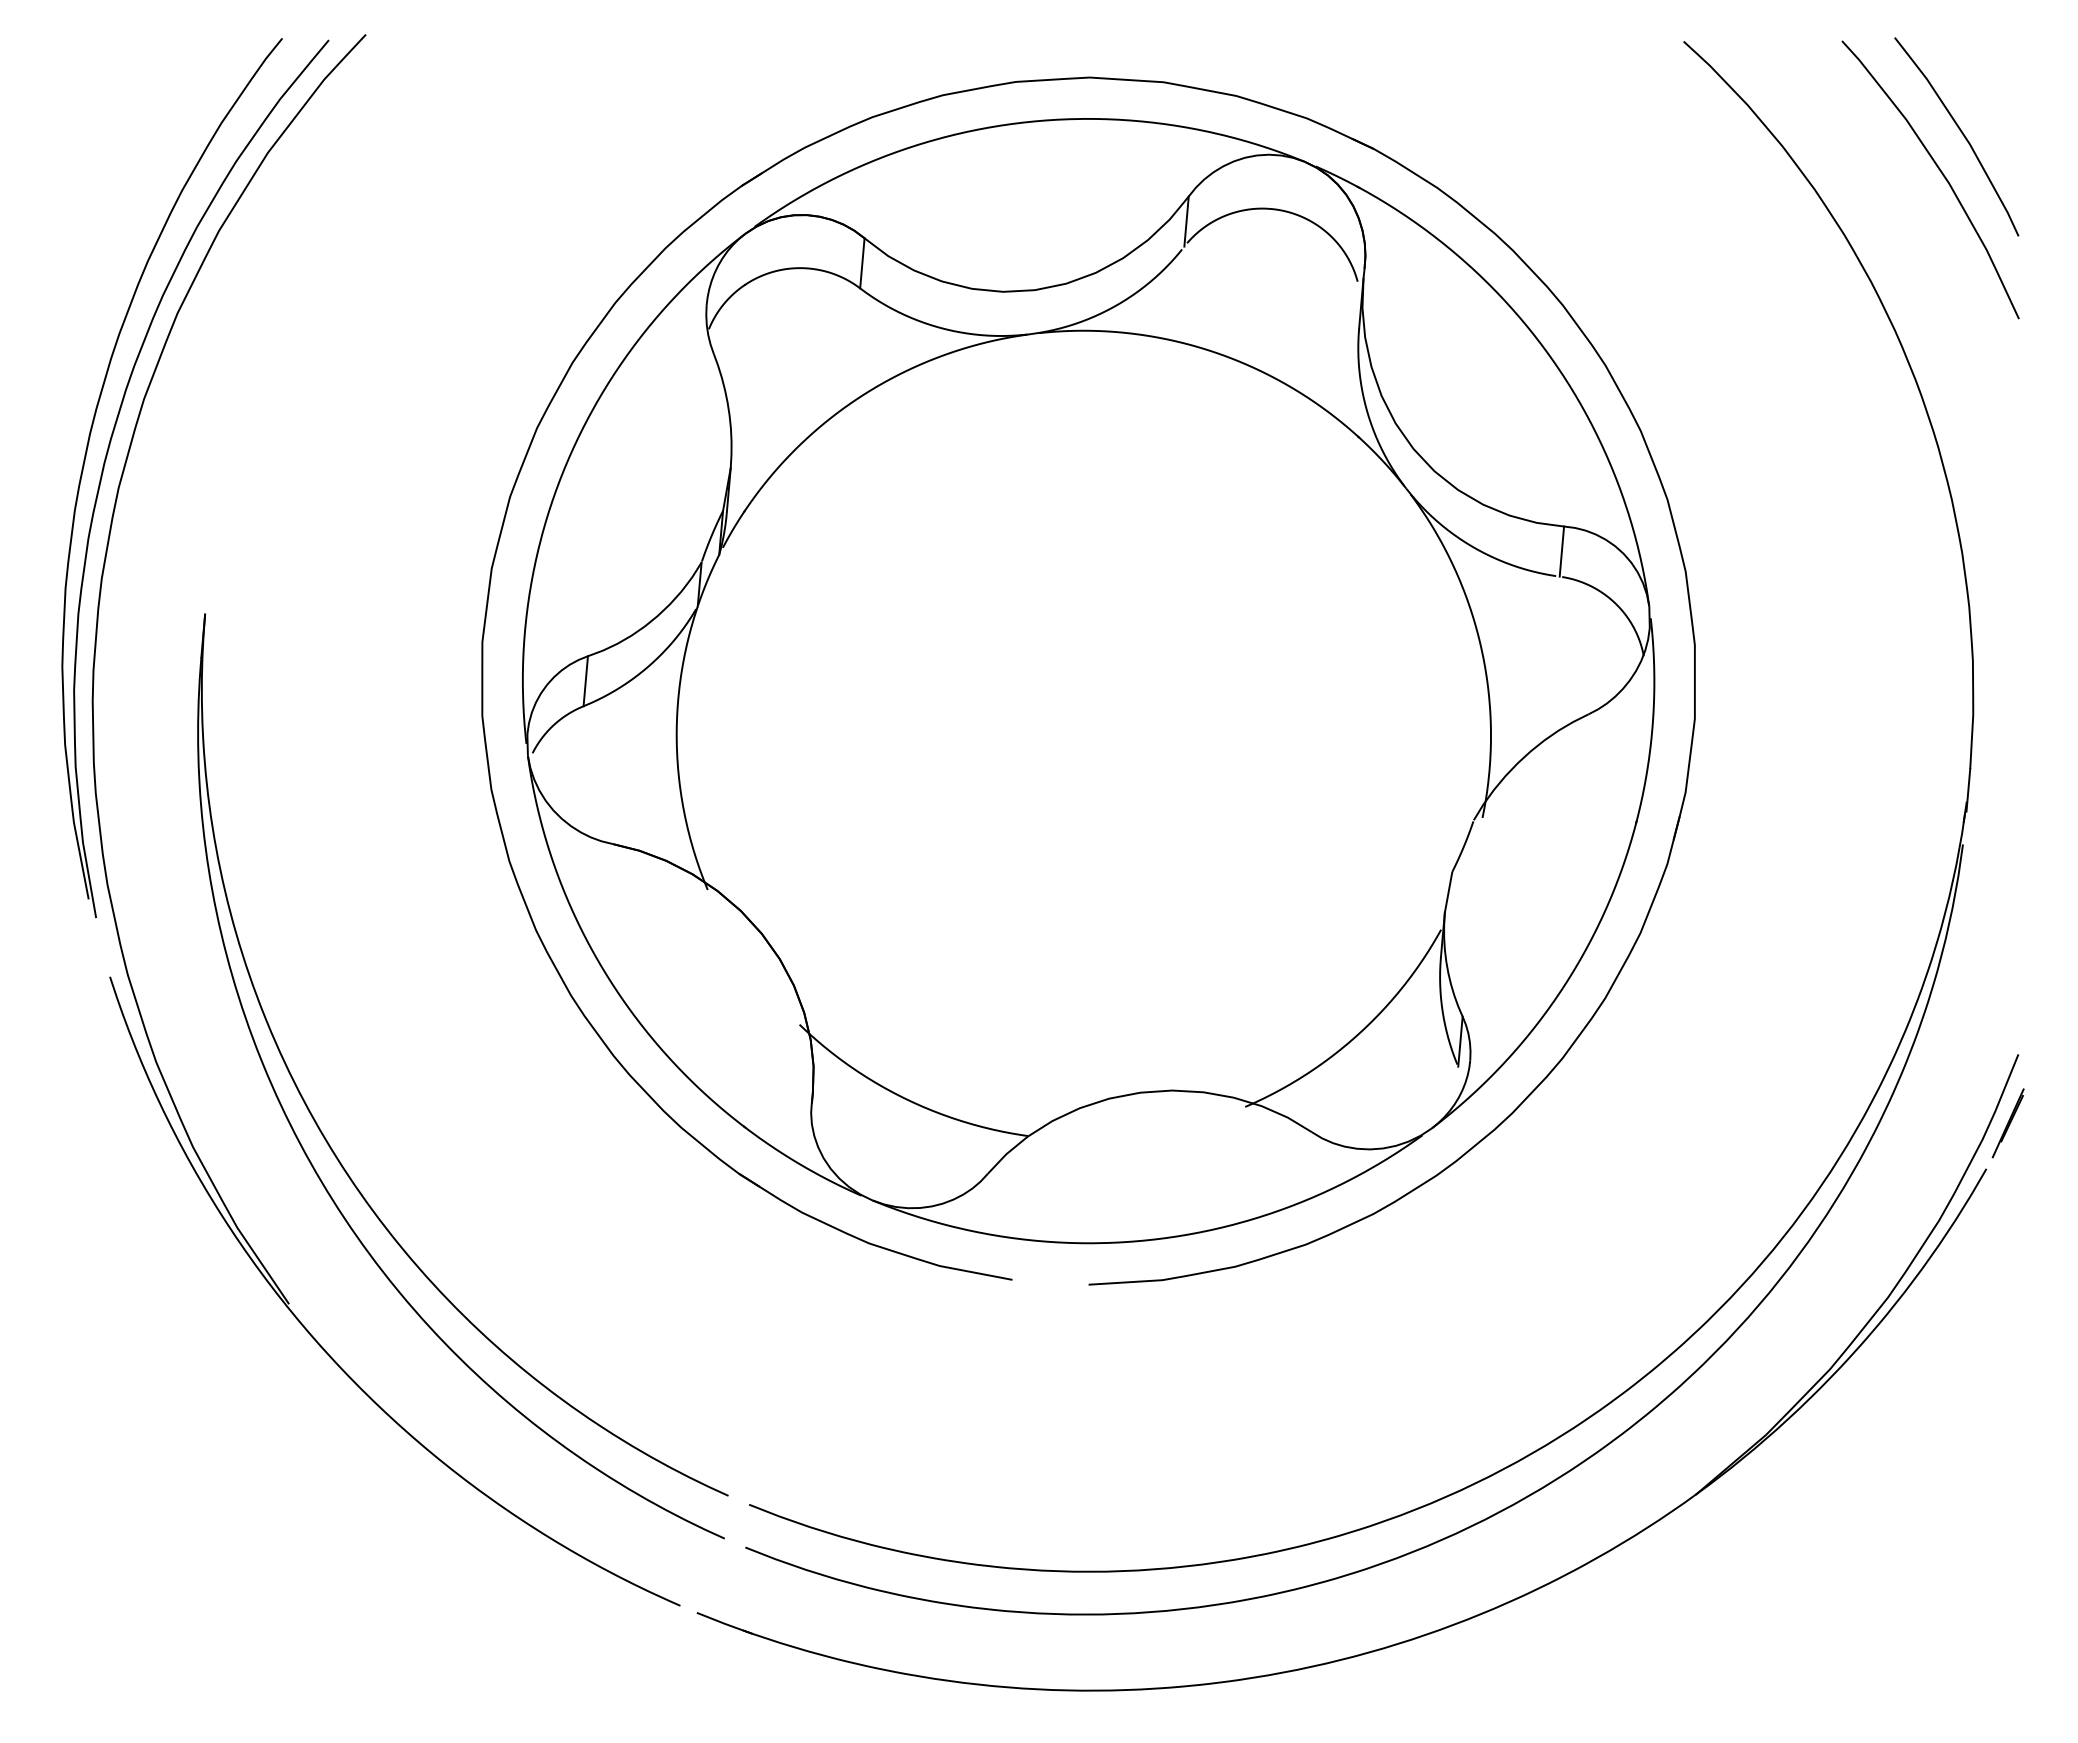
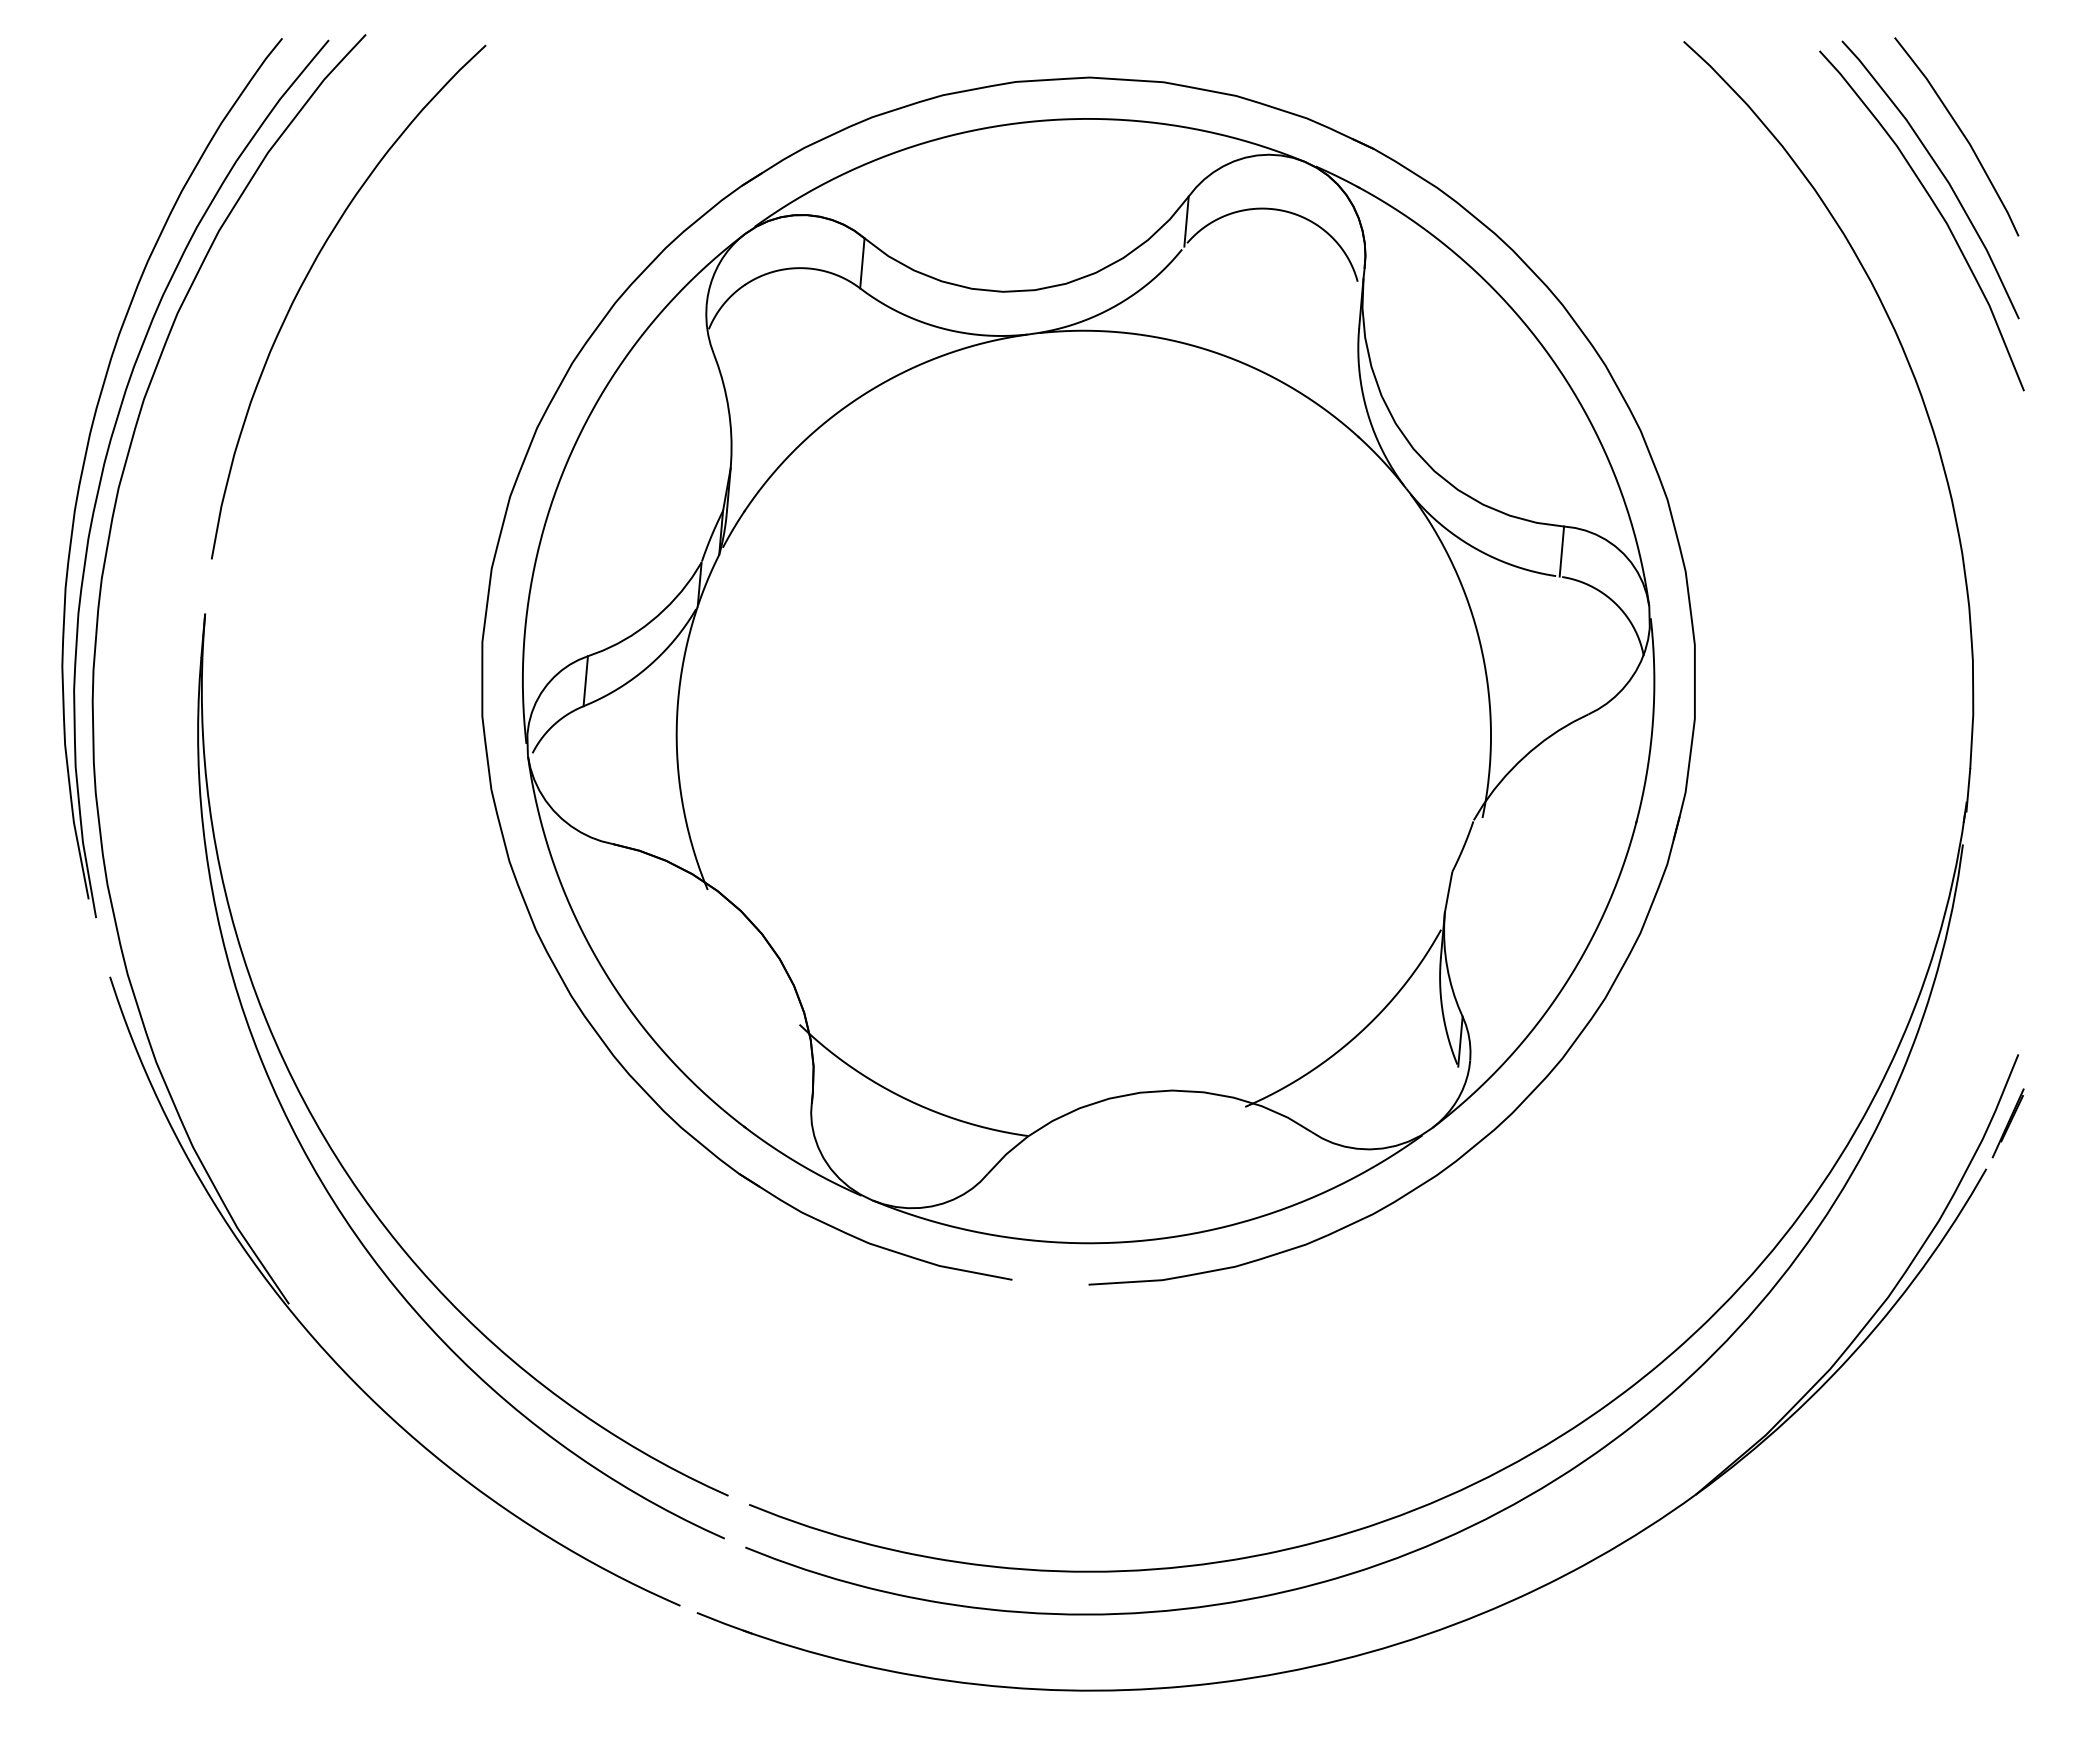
curve: none -> present (1936, 209)
curve: none -> present (308, 275)
